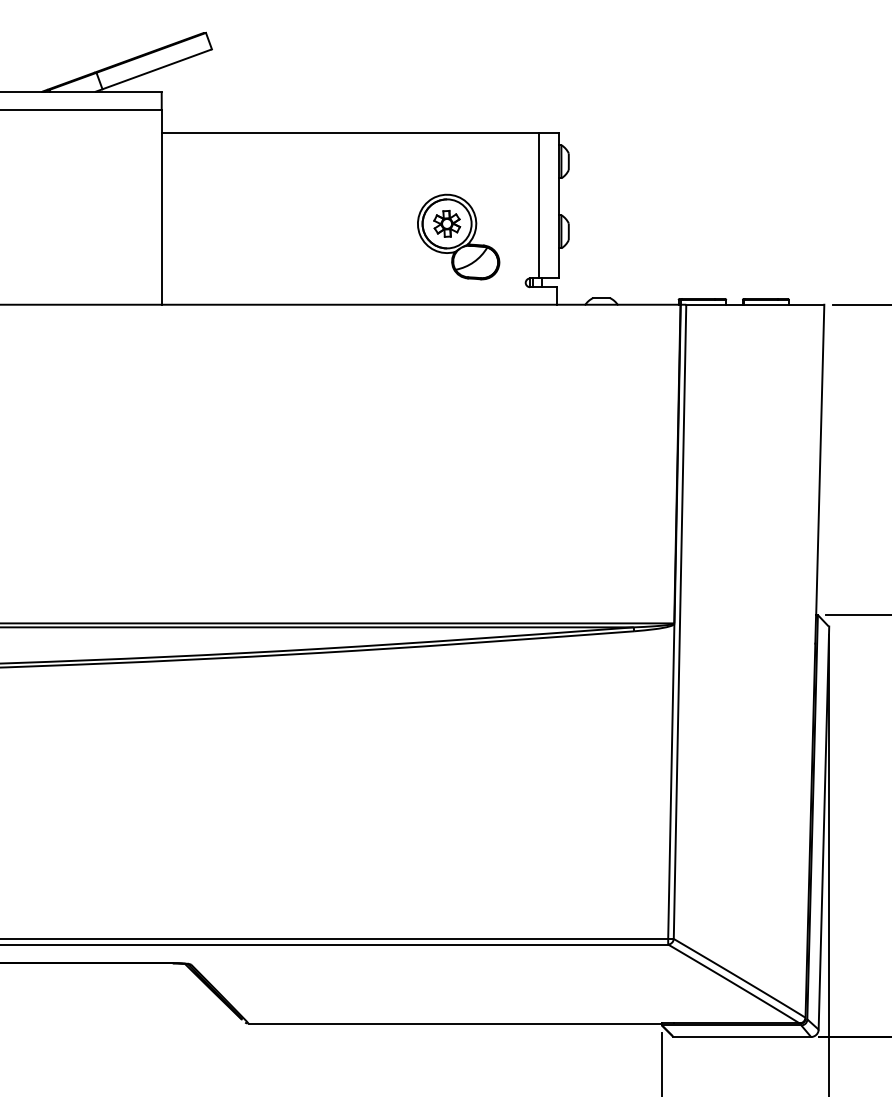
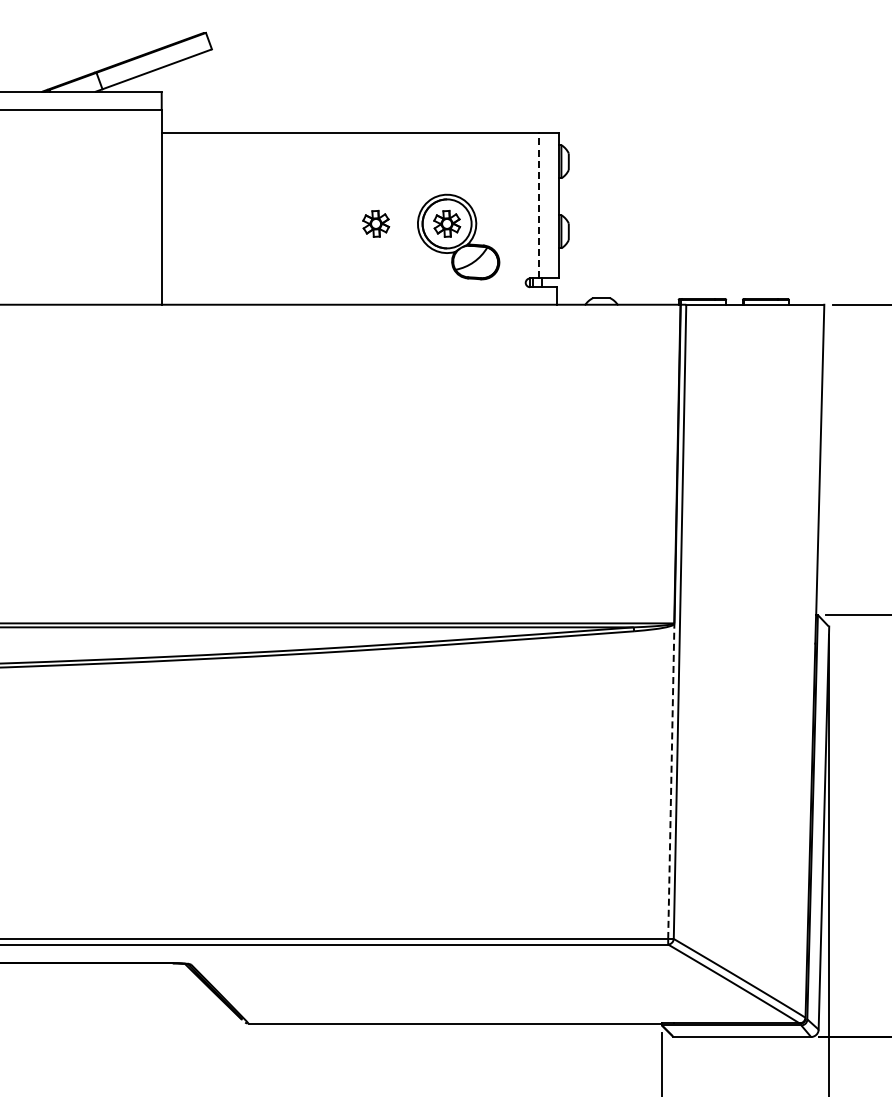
line: solid -> dashed (538, 205)
part: none -> present (376, 223)
line: solid -> dashed (671, 780)
